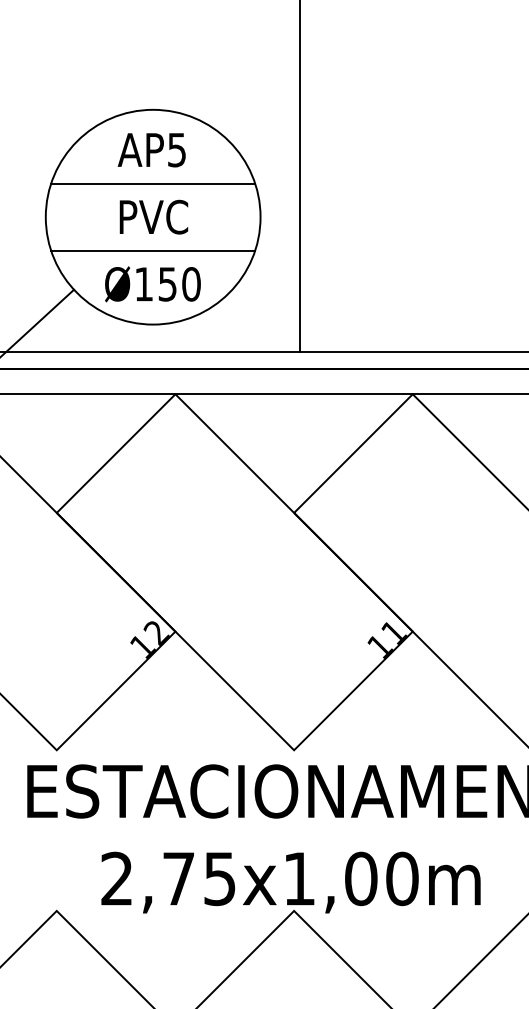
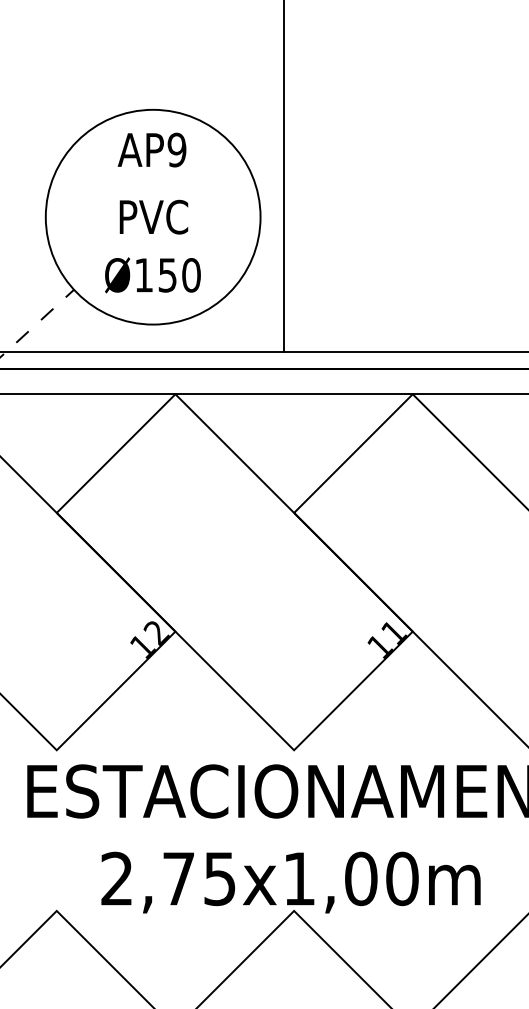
text: AP5 -> AP9 (176, 149)
line position: (299, 177) -> (283, 177) (283, 177)
line: present -> none (153, 183)
line: present -> none (153, 250)
text position: (152, 284) -> (152, 275) (152, 275)
line: solid -> dashed (37, 323)
